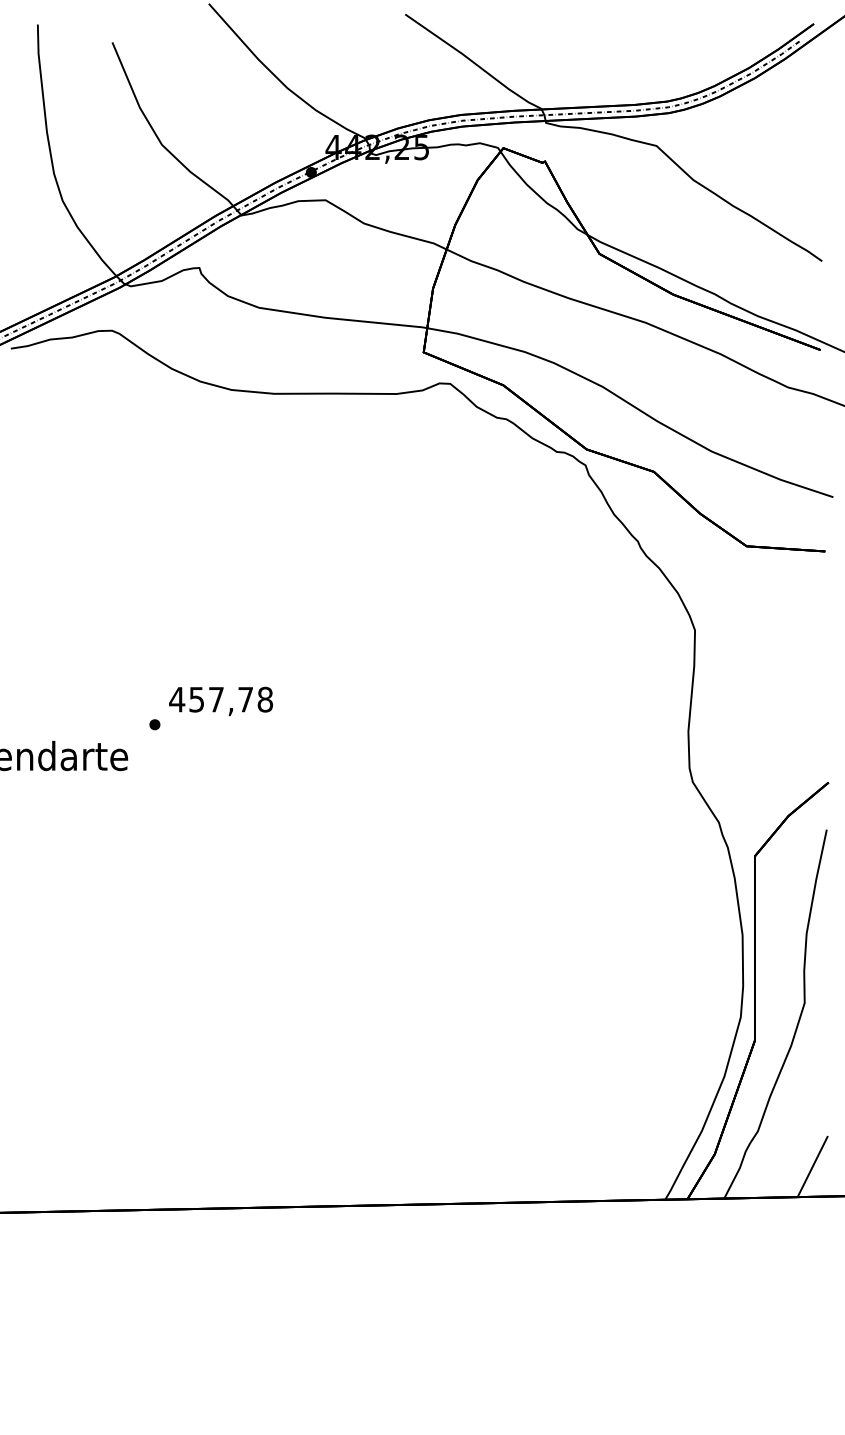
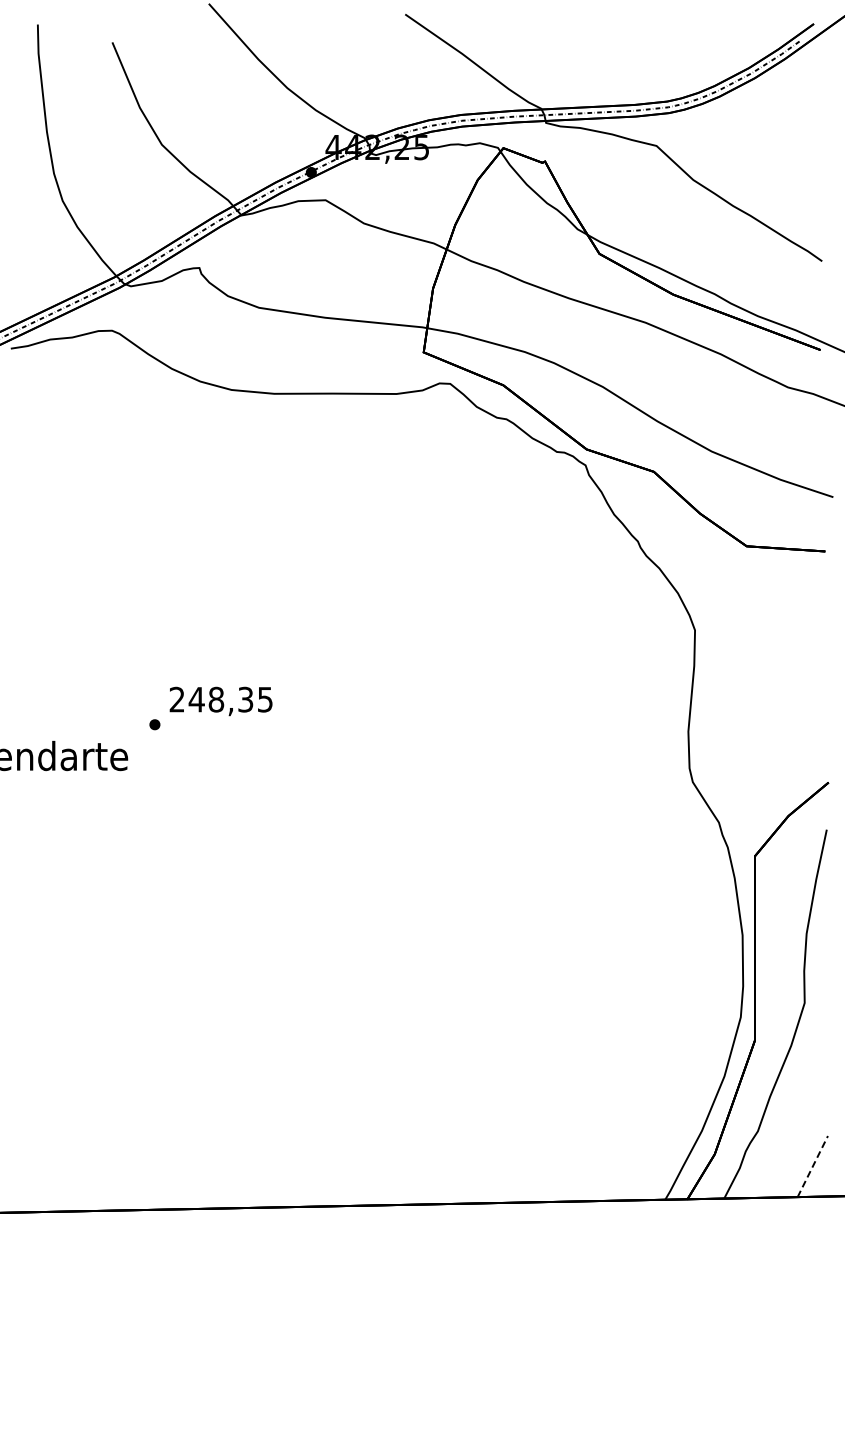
text: 457,78 -> 248,35 (221, 699)
line: solid -> dashed (813, 1166)
